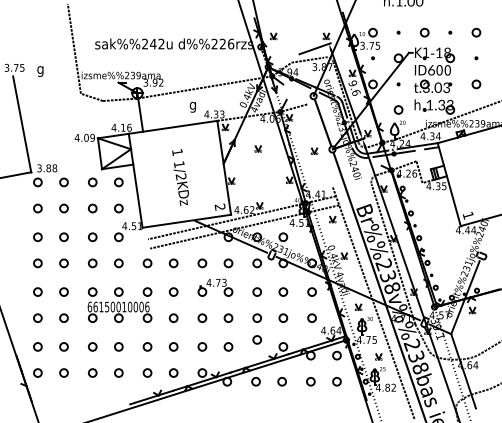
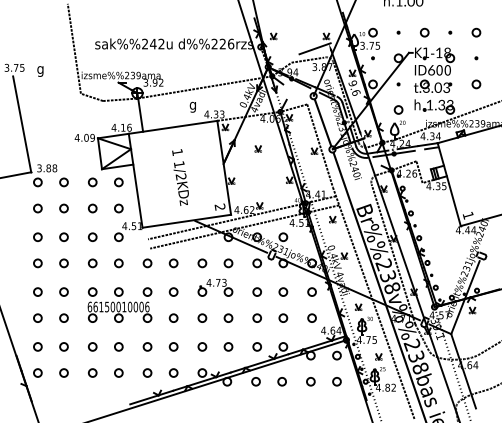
line: none -> present (319, 145)
circle position: (256, 339) -> (256, 346) (256, 346)
